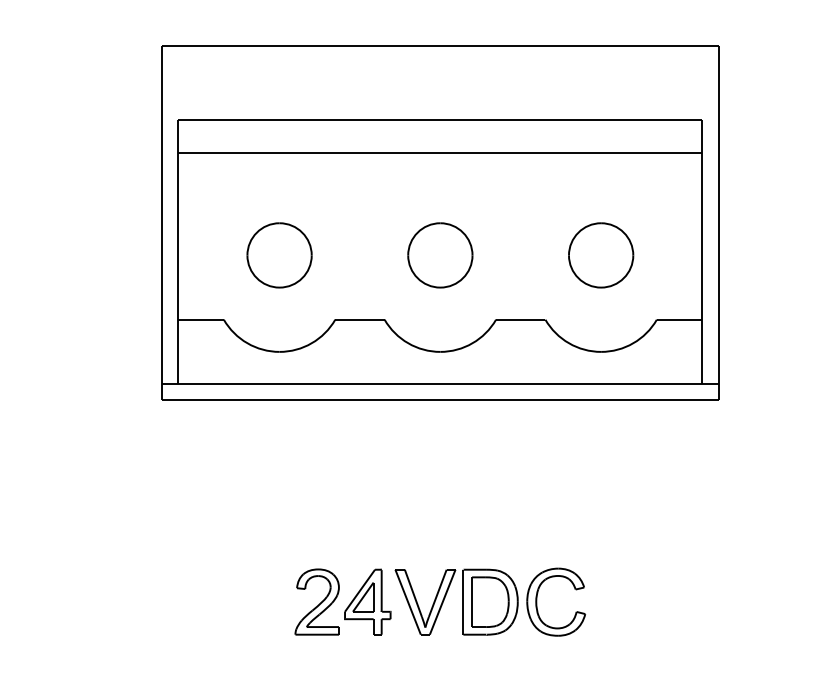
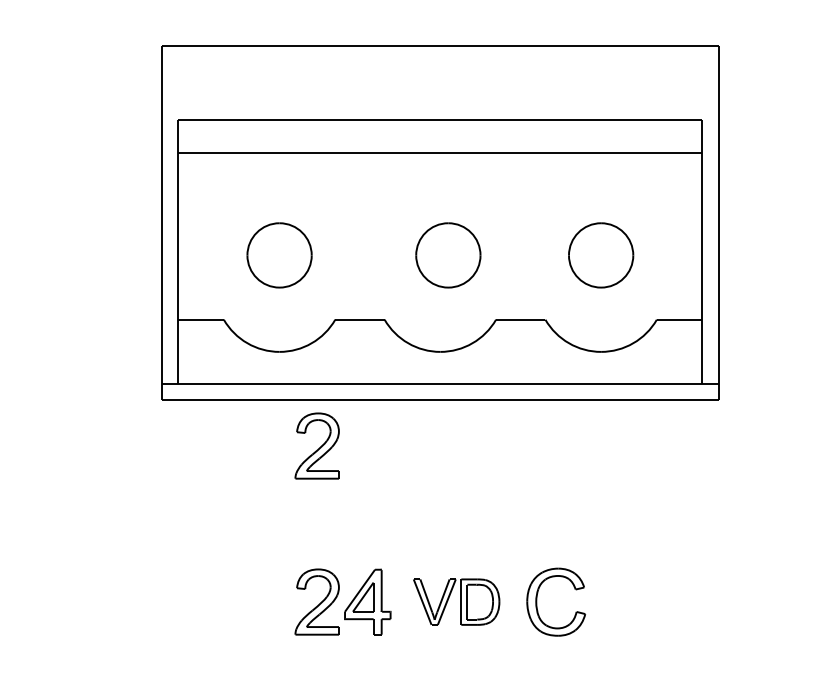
part position: (440, 255) -> (448, 255) (448, 255)
part: none -> present (316, 445)
part size: 125x68 px -> 88x48 px (456, 601)
